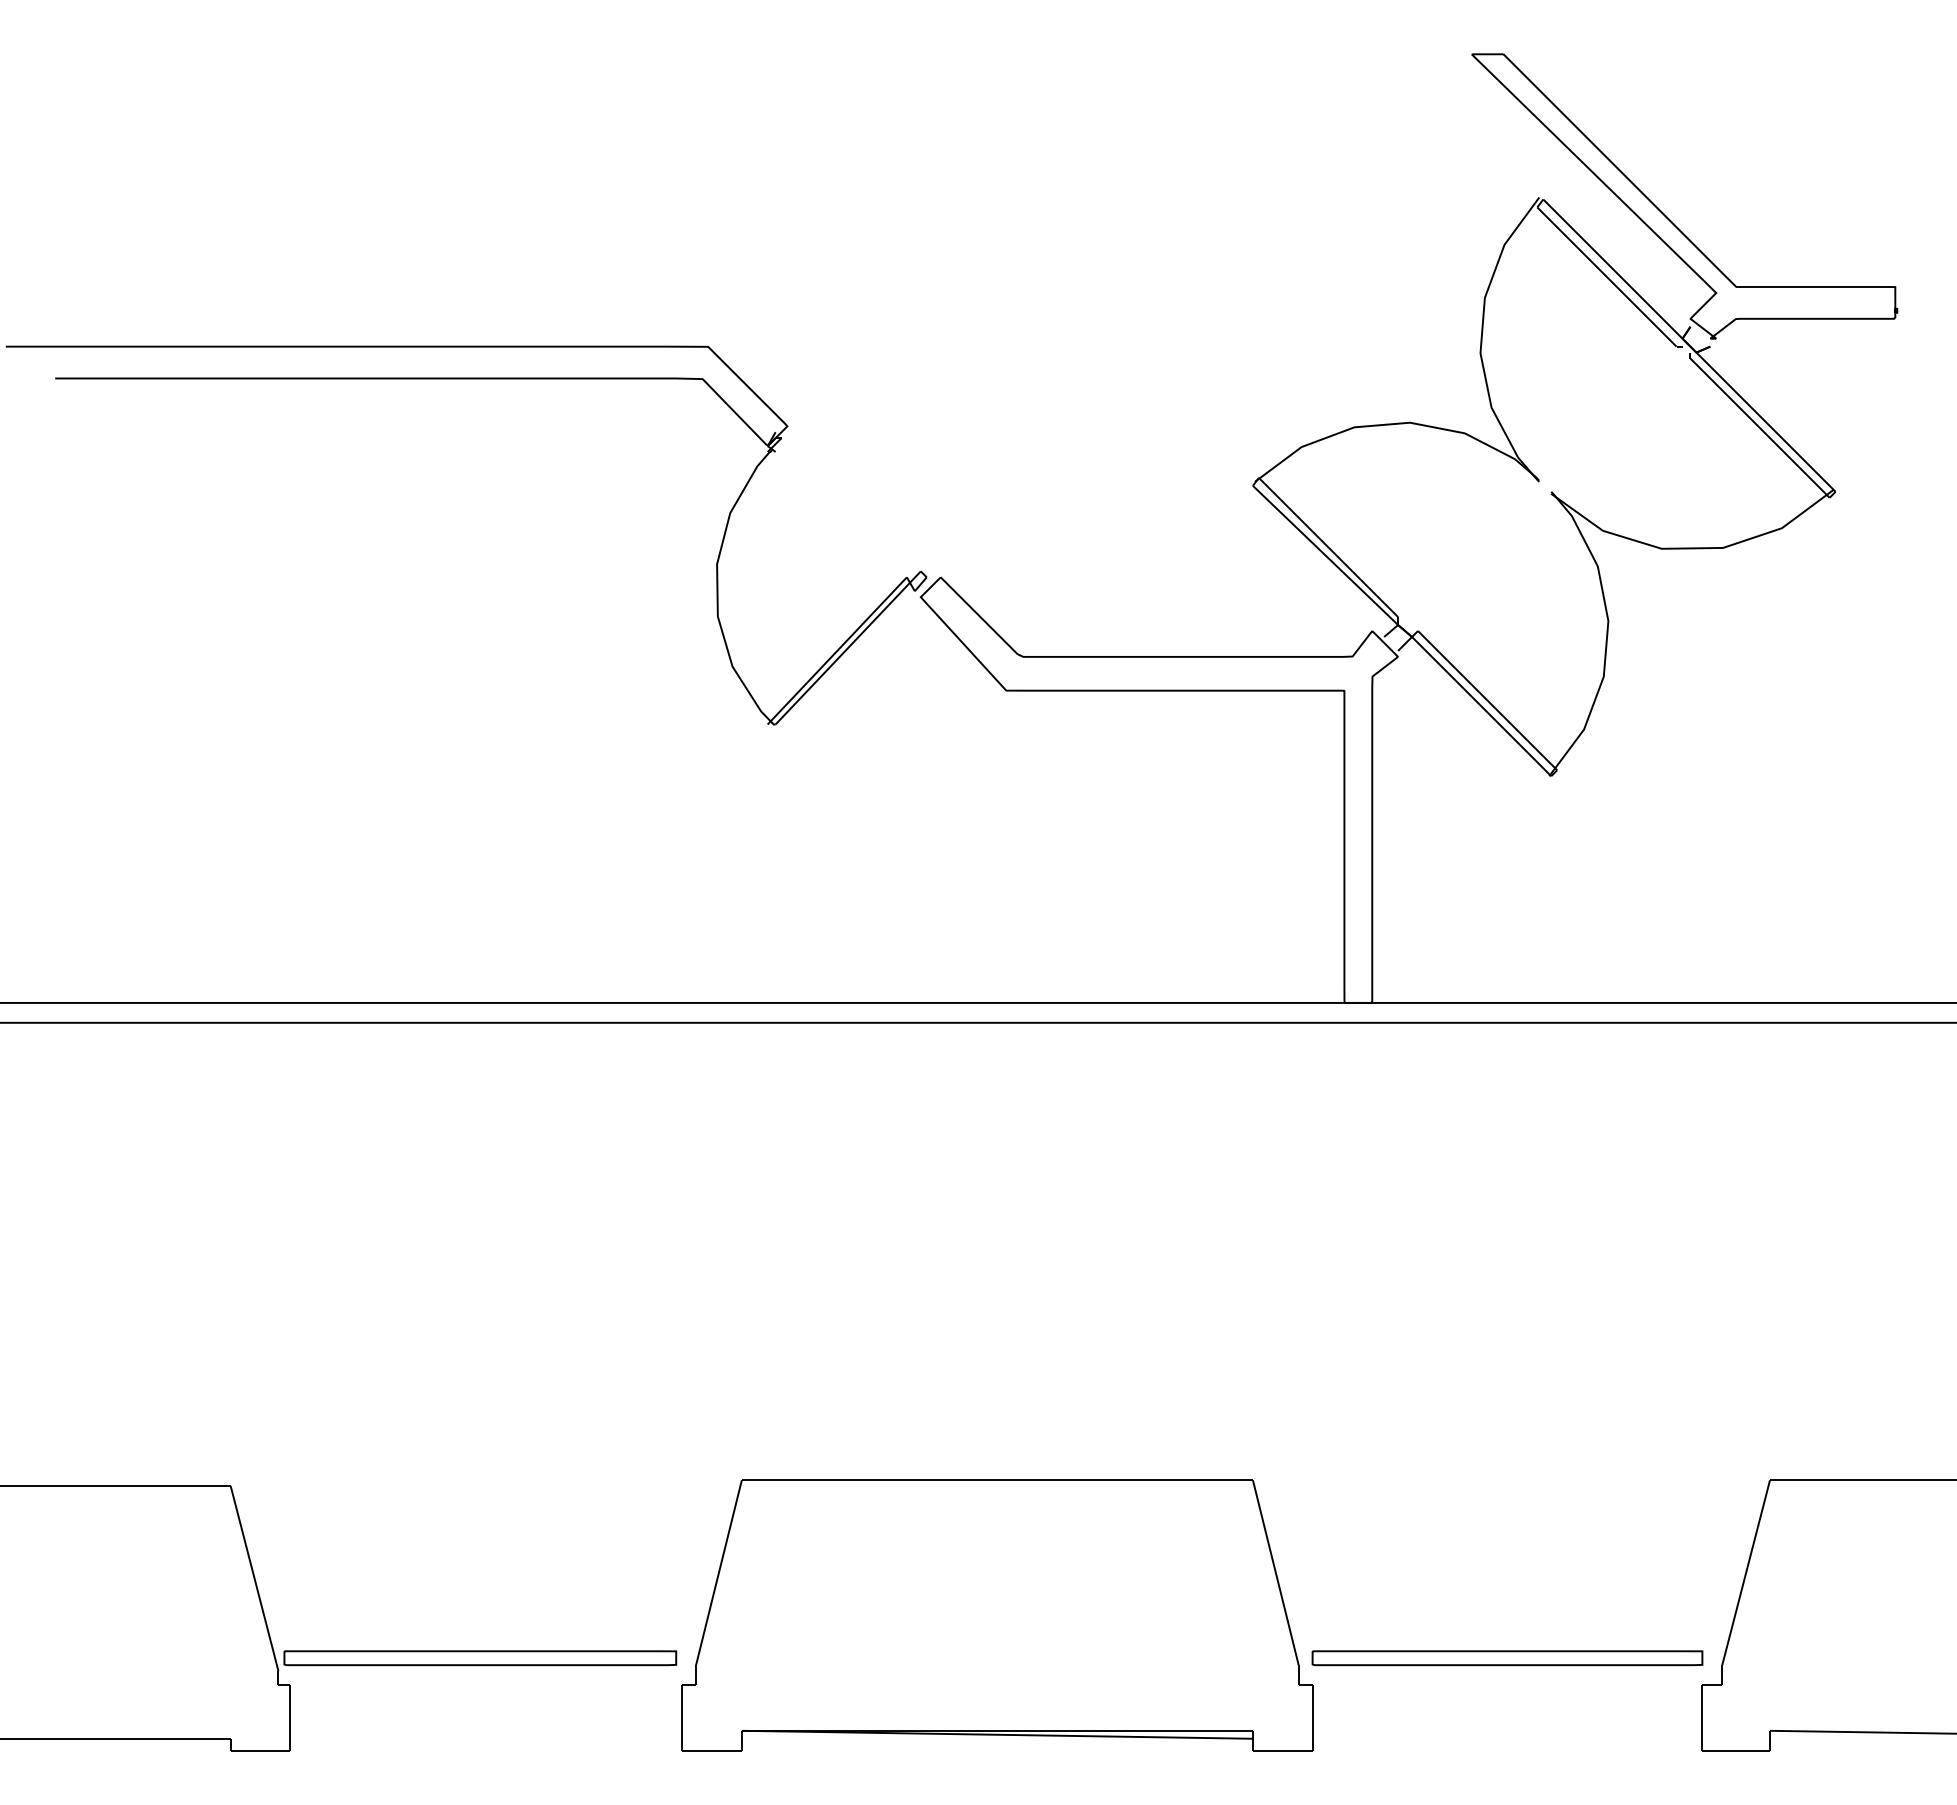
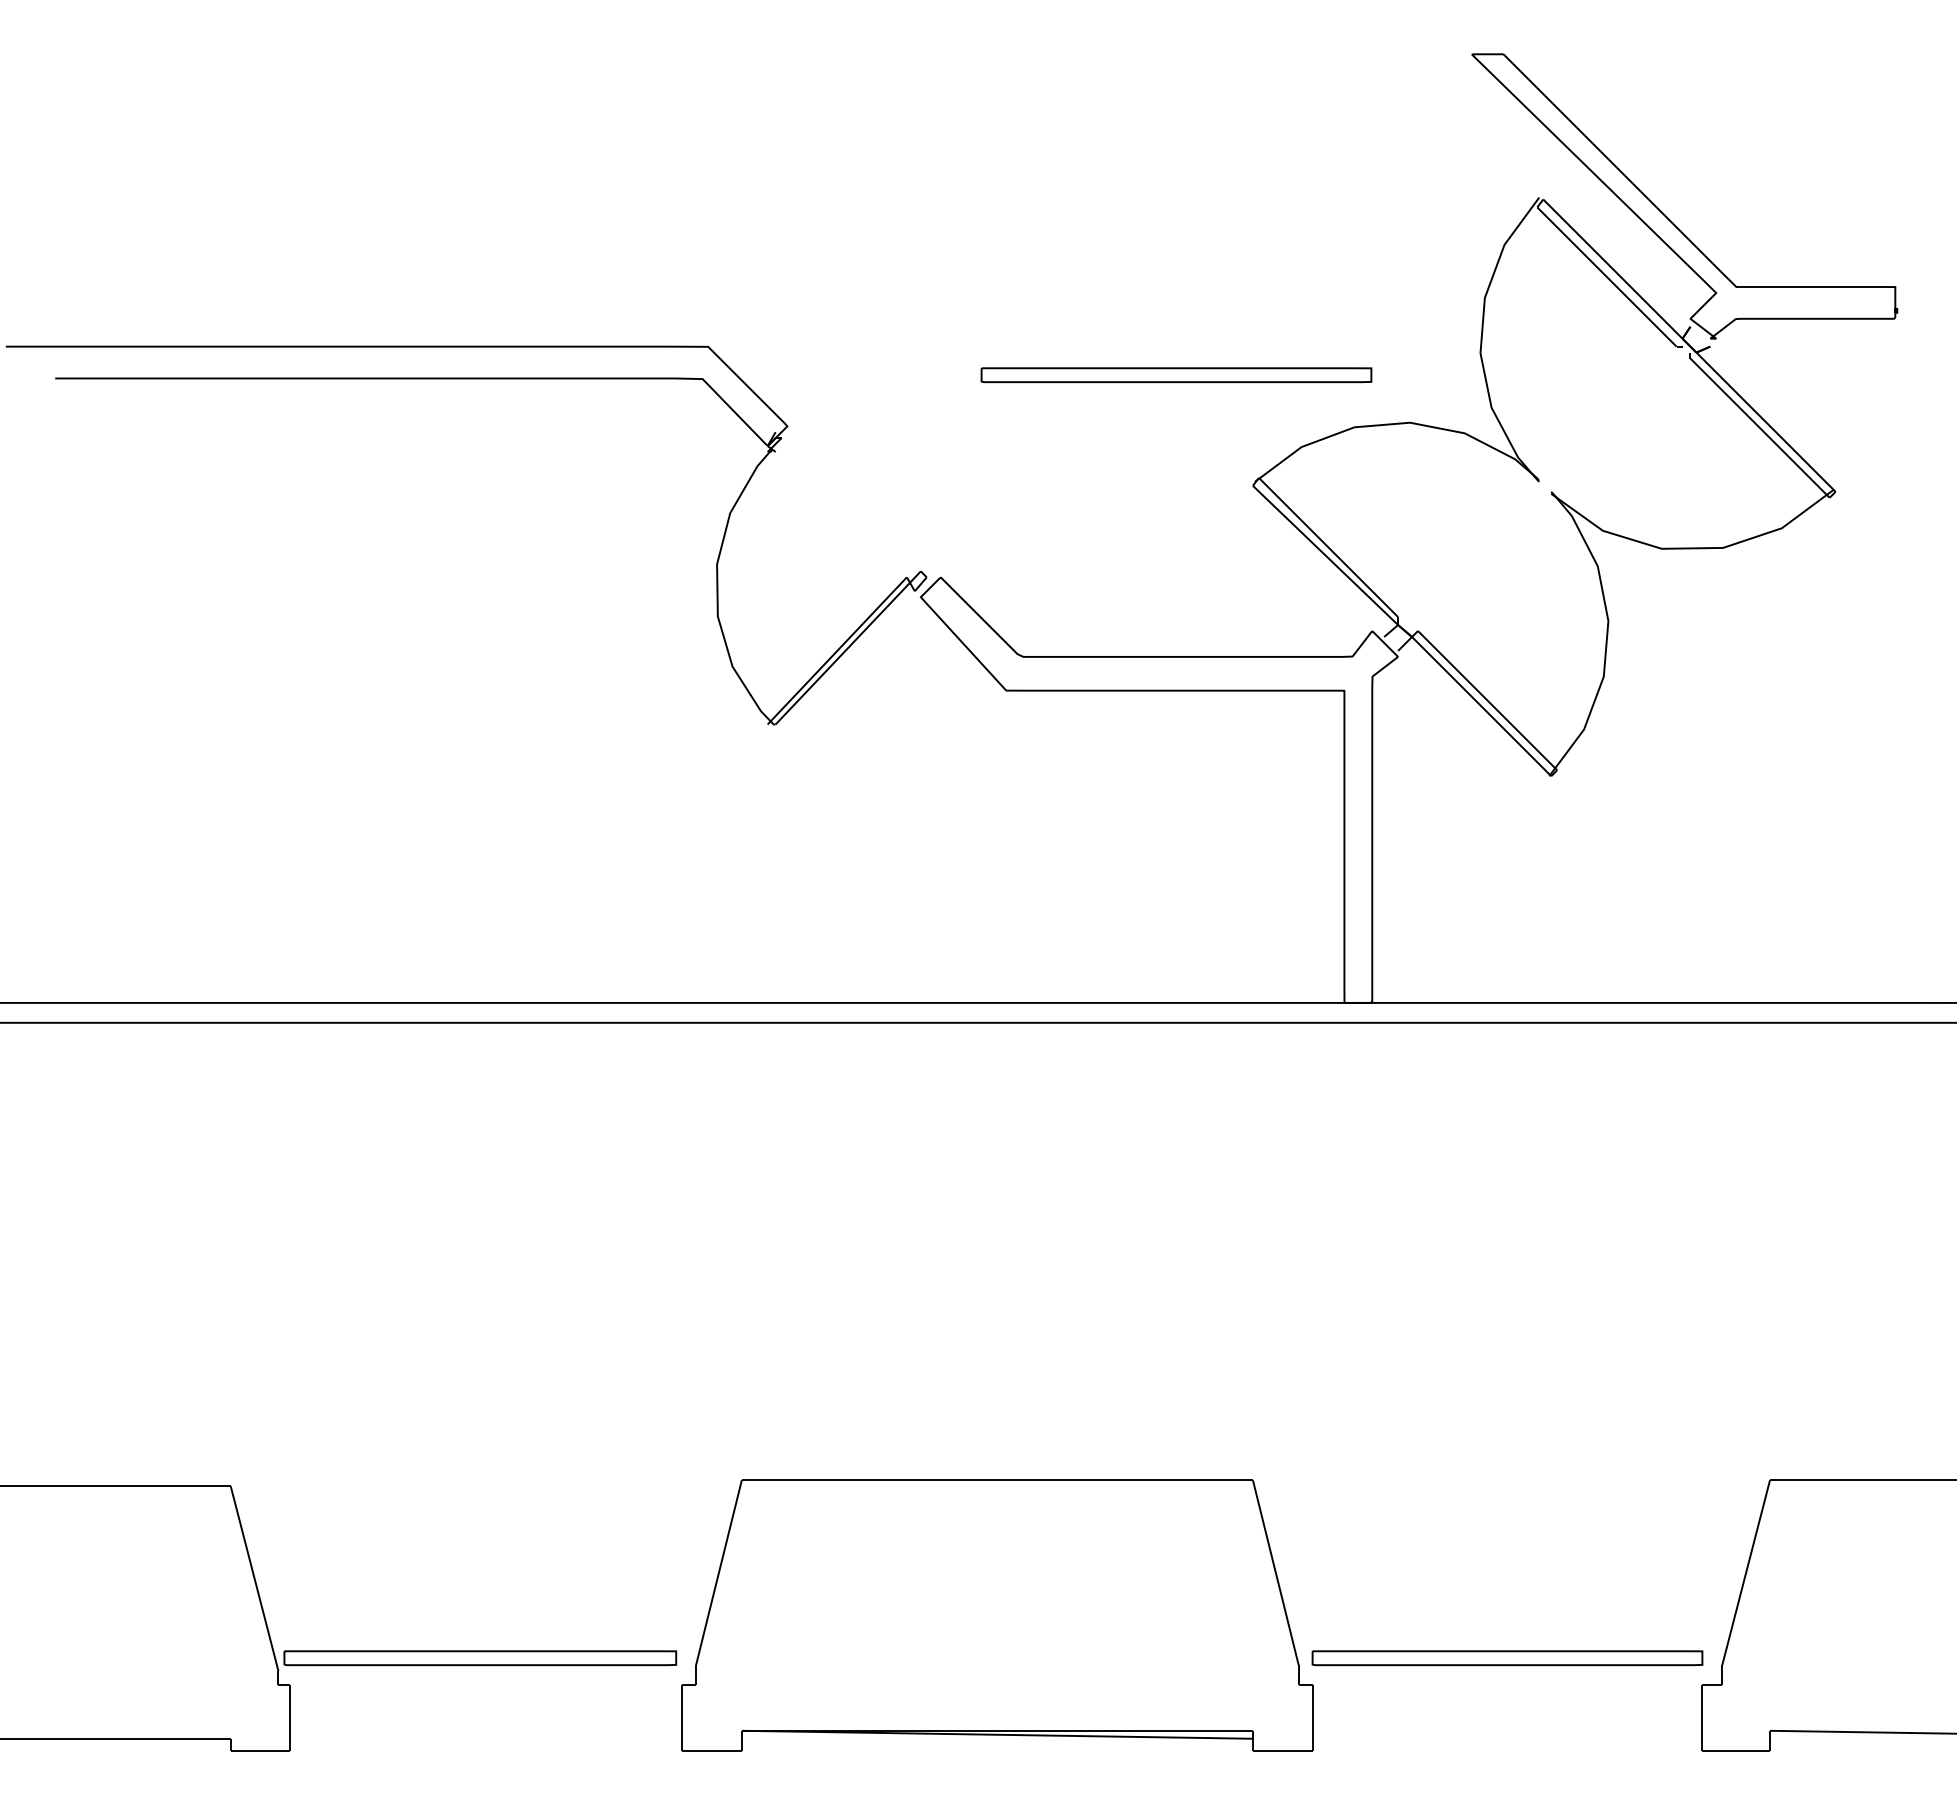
part: none -> present (1176, 375)
